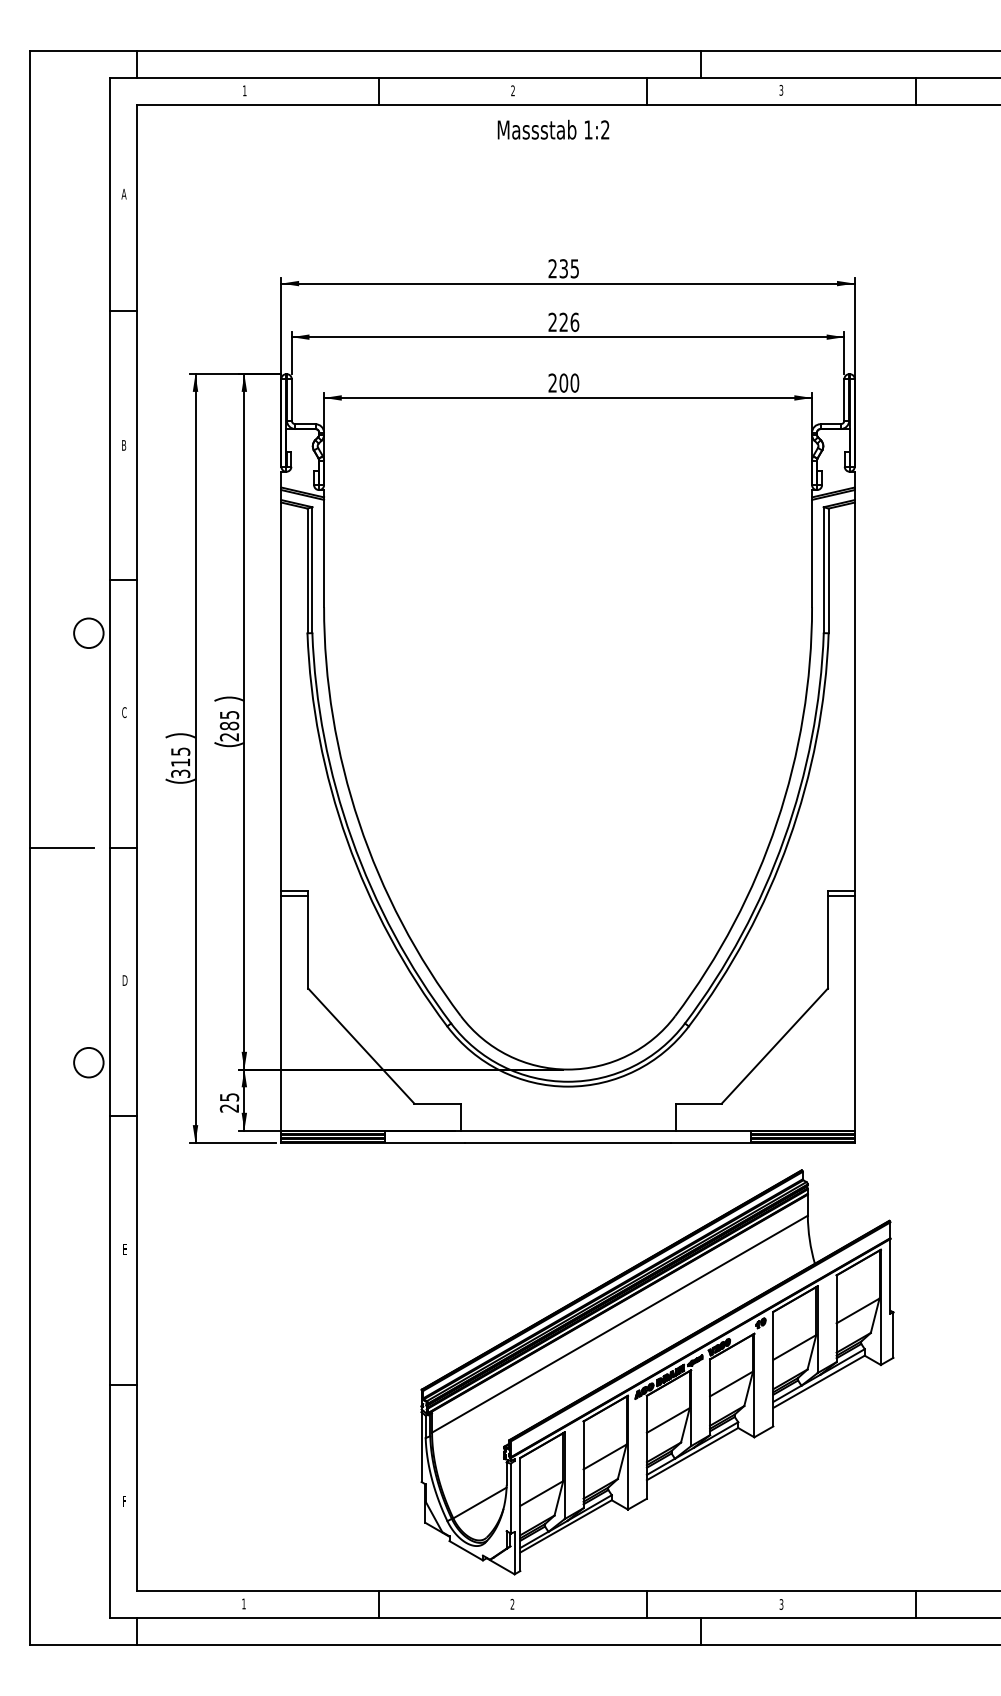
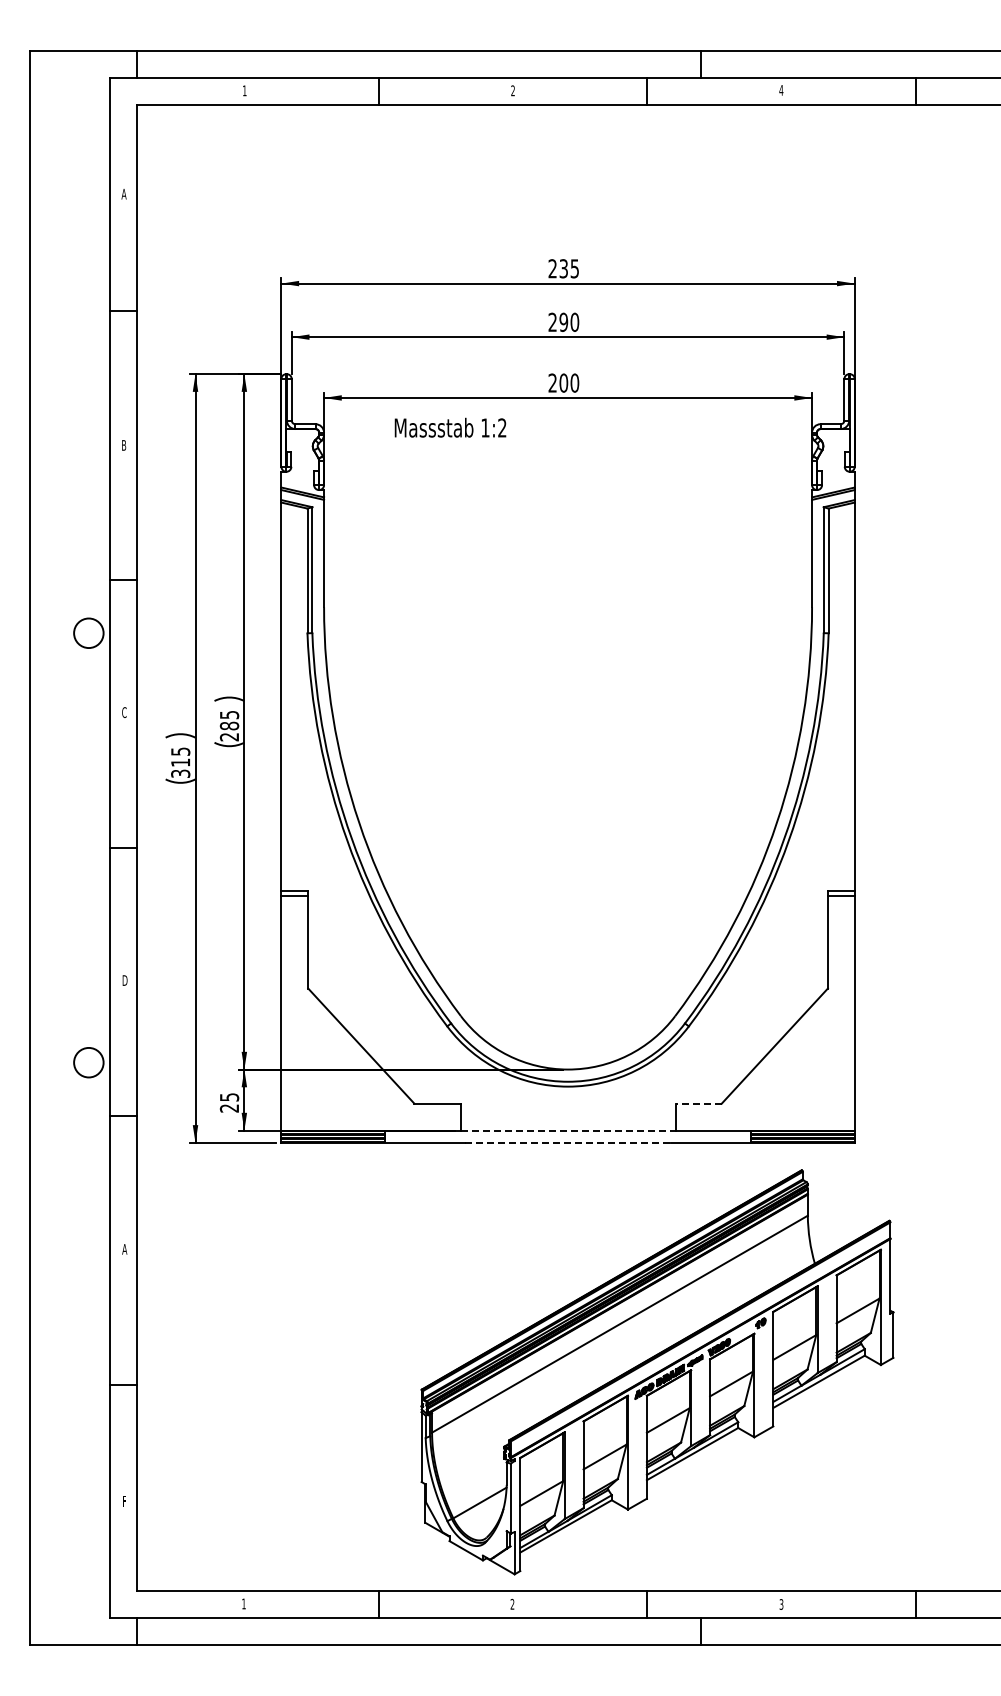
text: 3 -> 4 (781, 89)
text position: (553, 129) -> (450, 427) (450, 427)
text: 226 -> 290 (569, 321)
line: present -> none (61, 848)
line: solid -> dashed (698, 1103)
line: solid -> dashed (568, 1130)
line: solid -> dashed (568, 1142)
text: E -> A (124, 1249)
